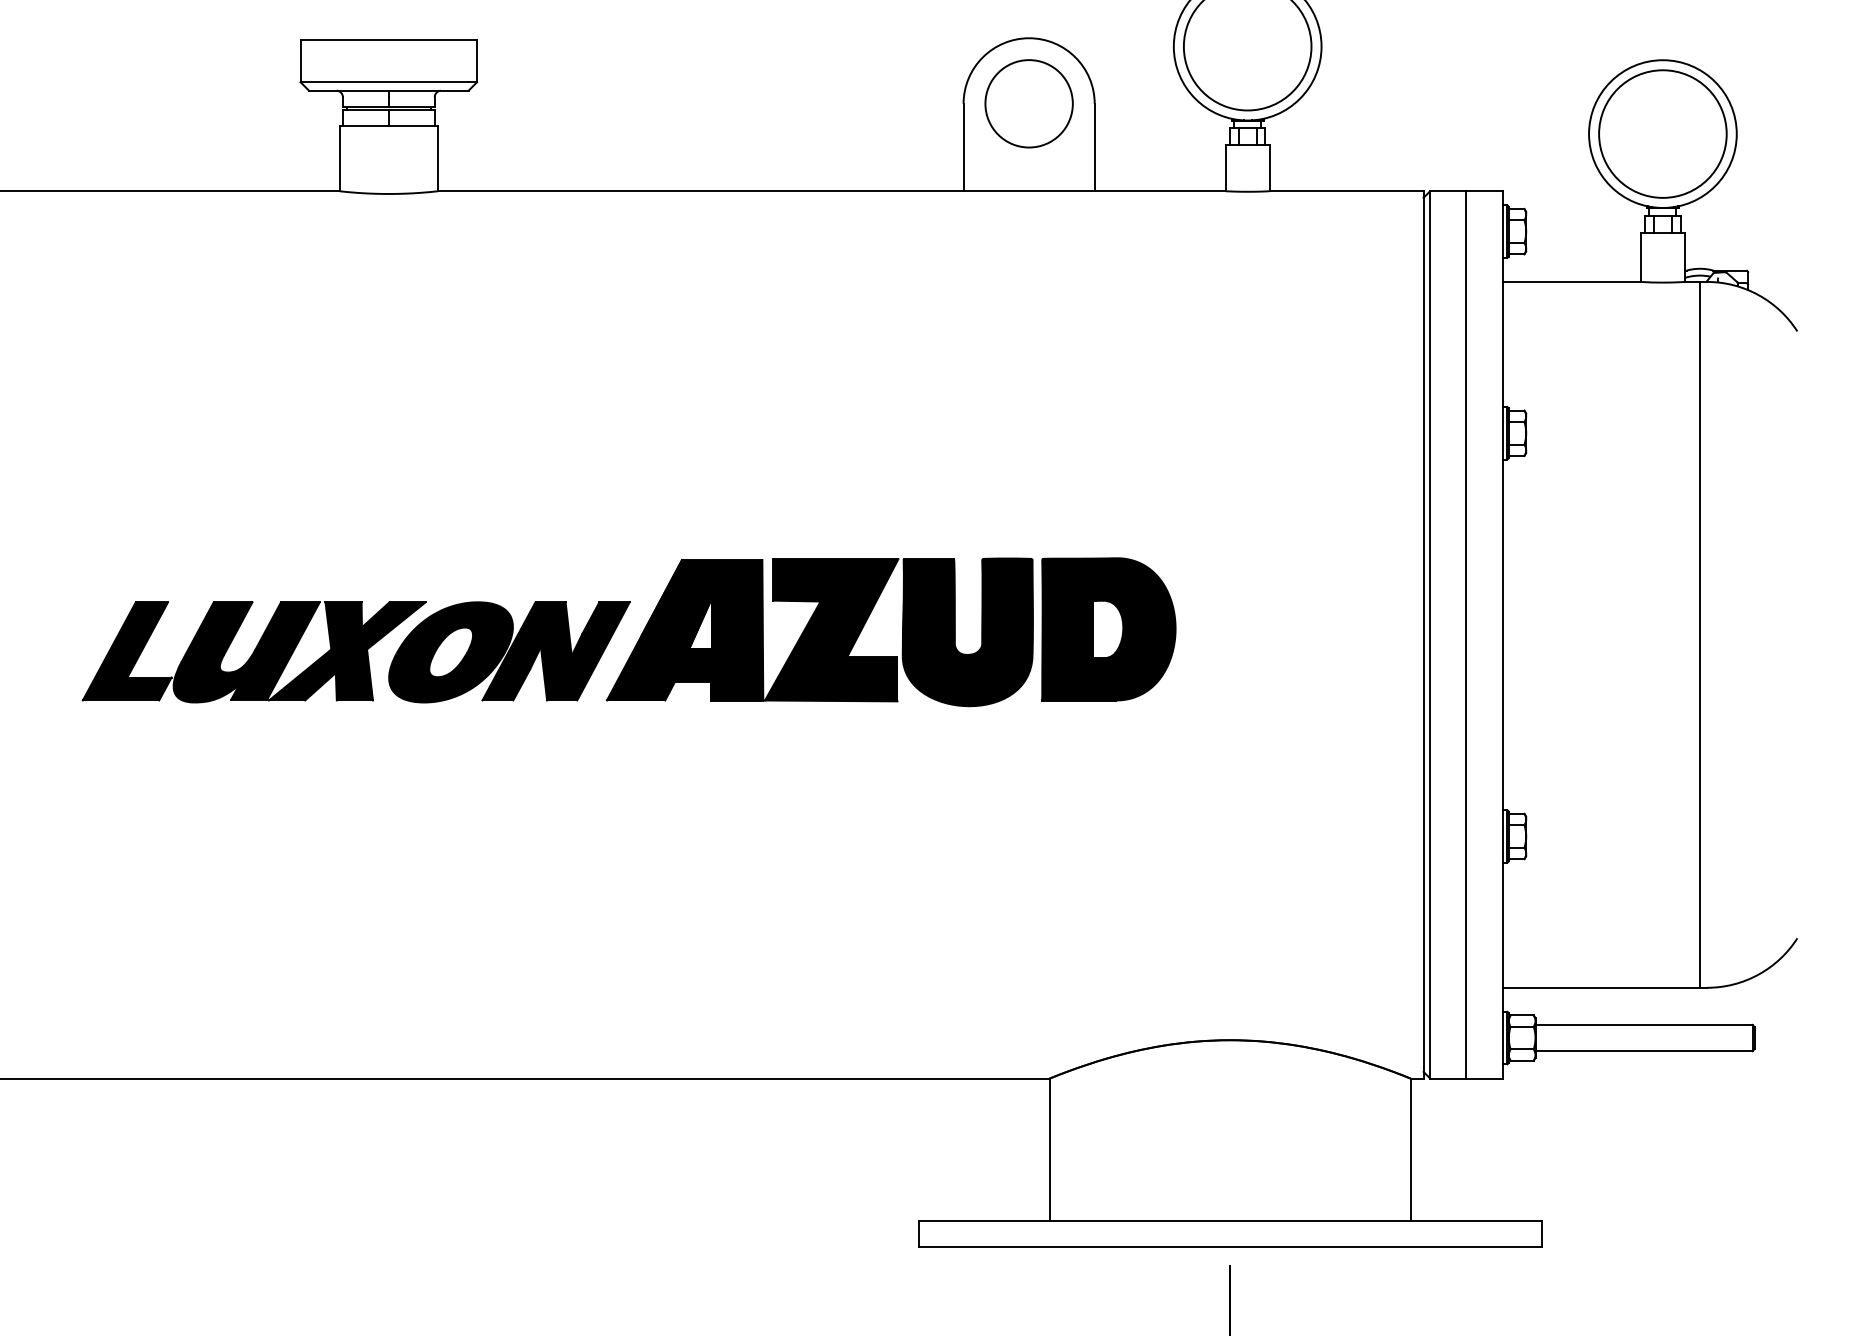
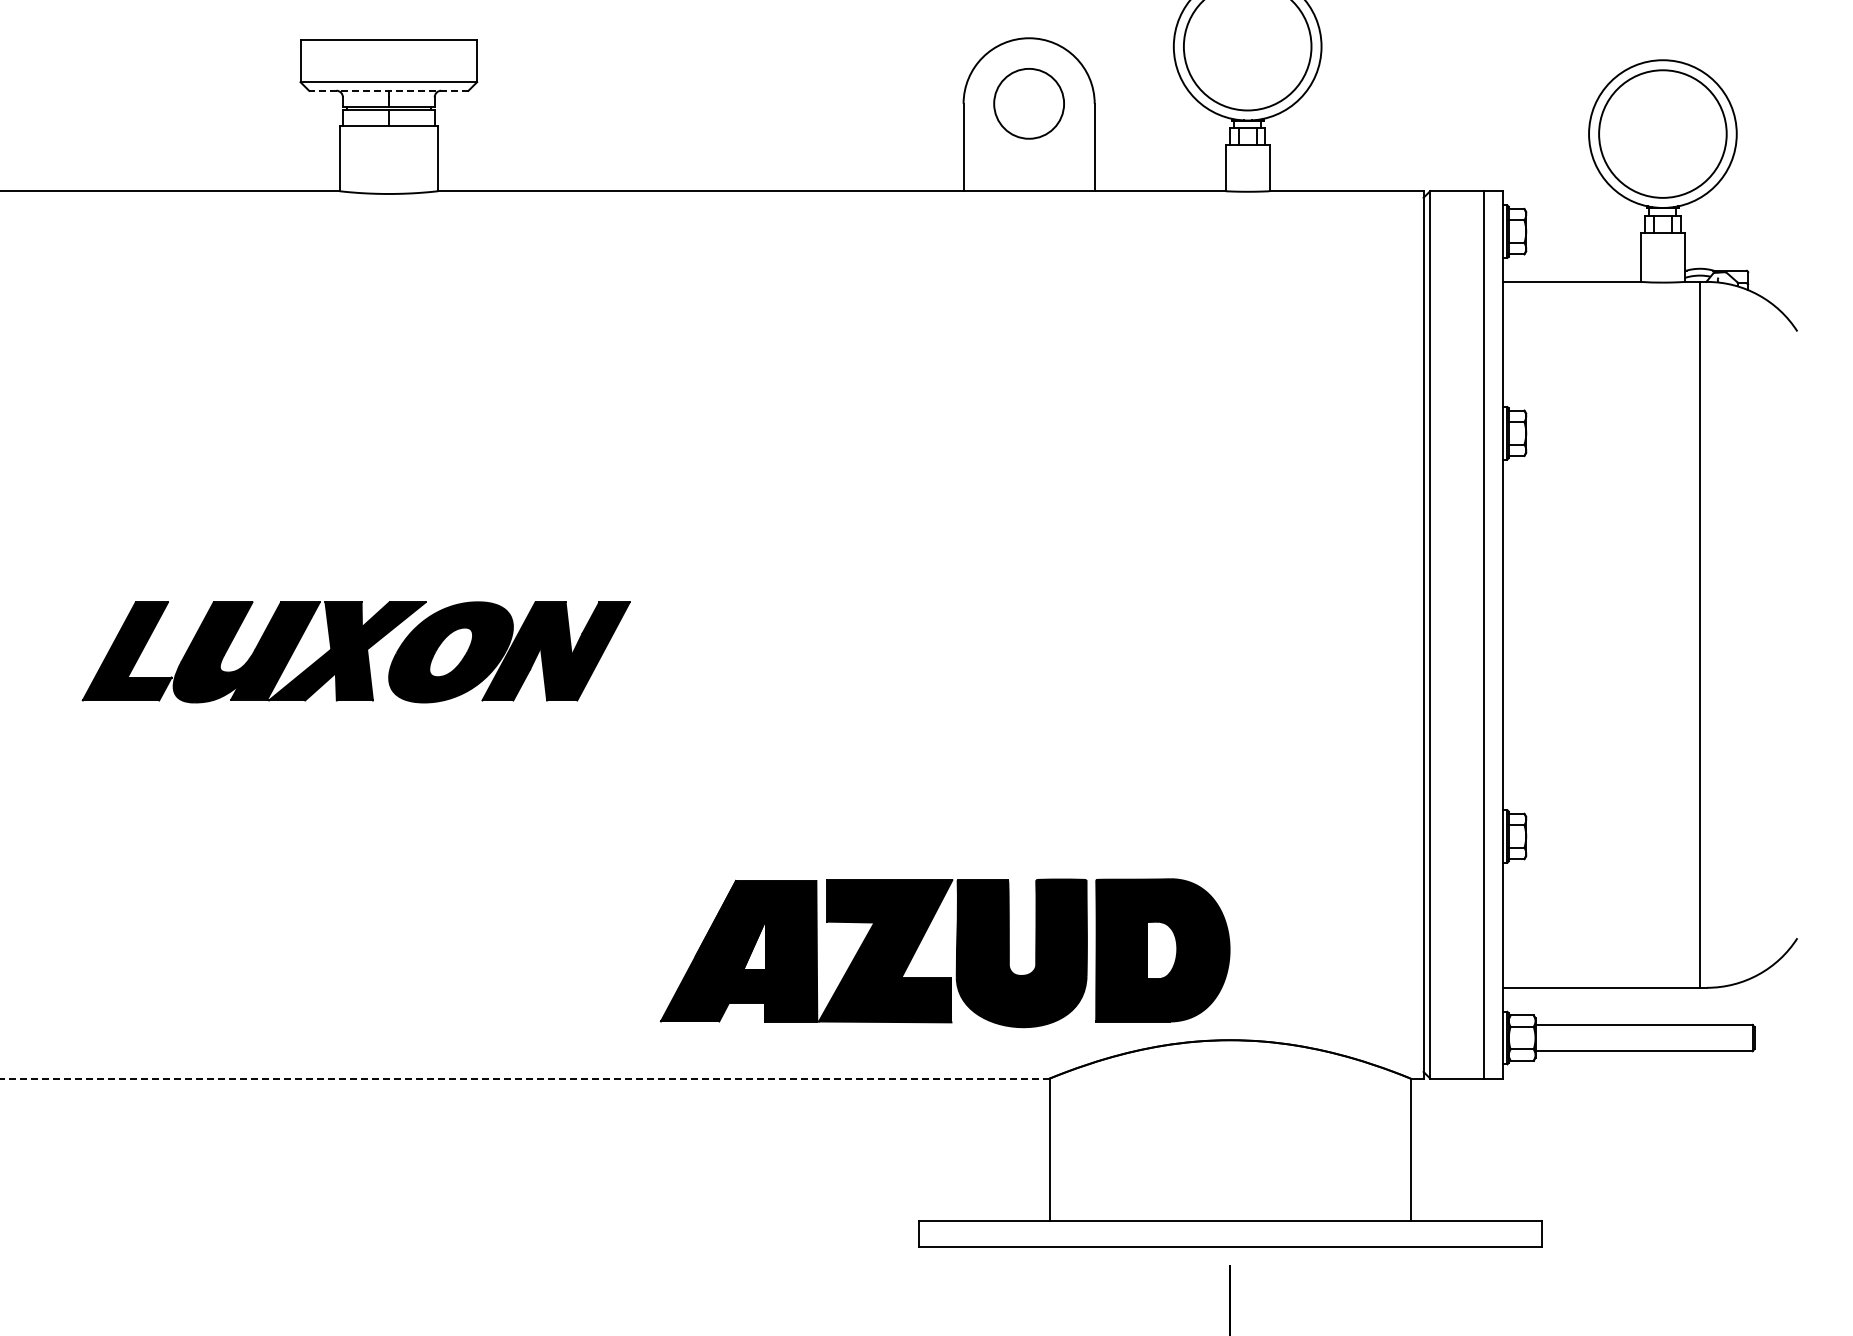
line: solid -> dashed (388, 90)
circle diameter: 87 px -> 70 px (1029, 103)
part position: (902, 632) -> (956, 953) (956, 953)
line position: (1466, 634) -> (1484, 634) (1484, 634)
line: solid -> dashed (525, 1078)
